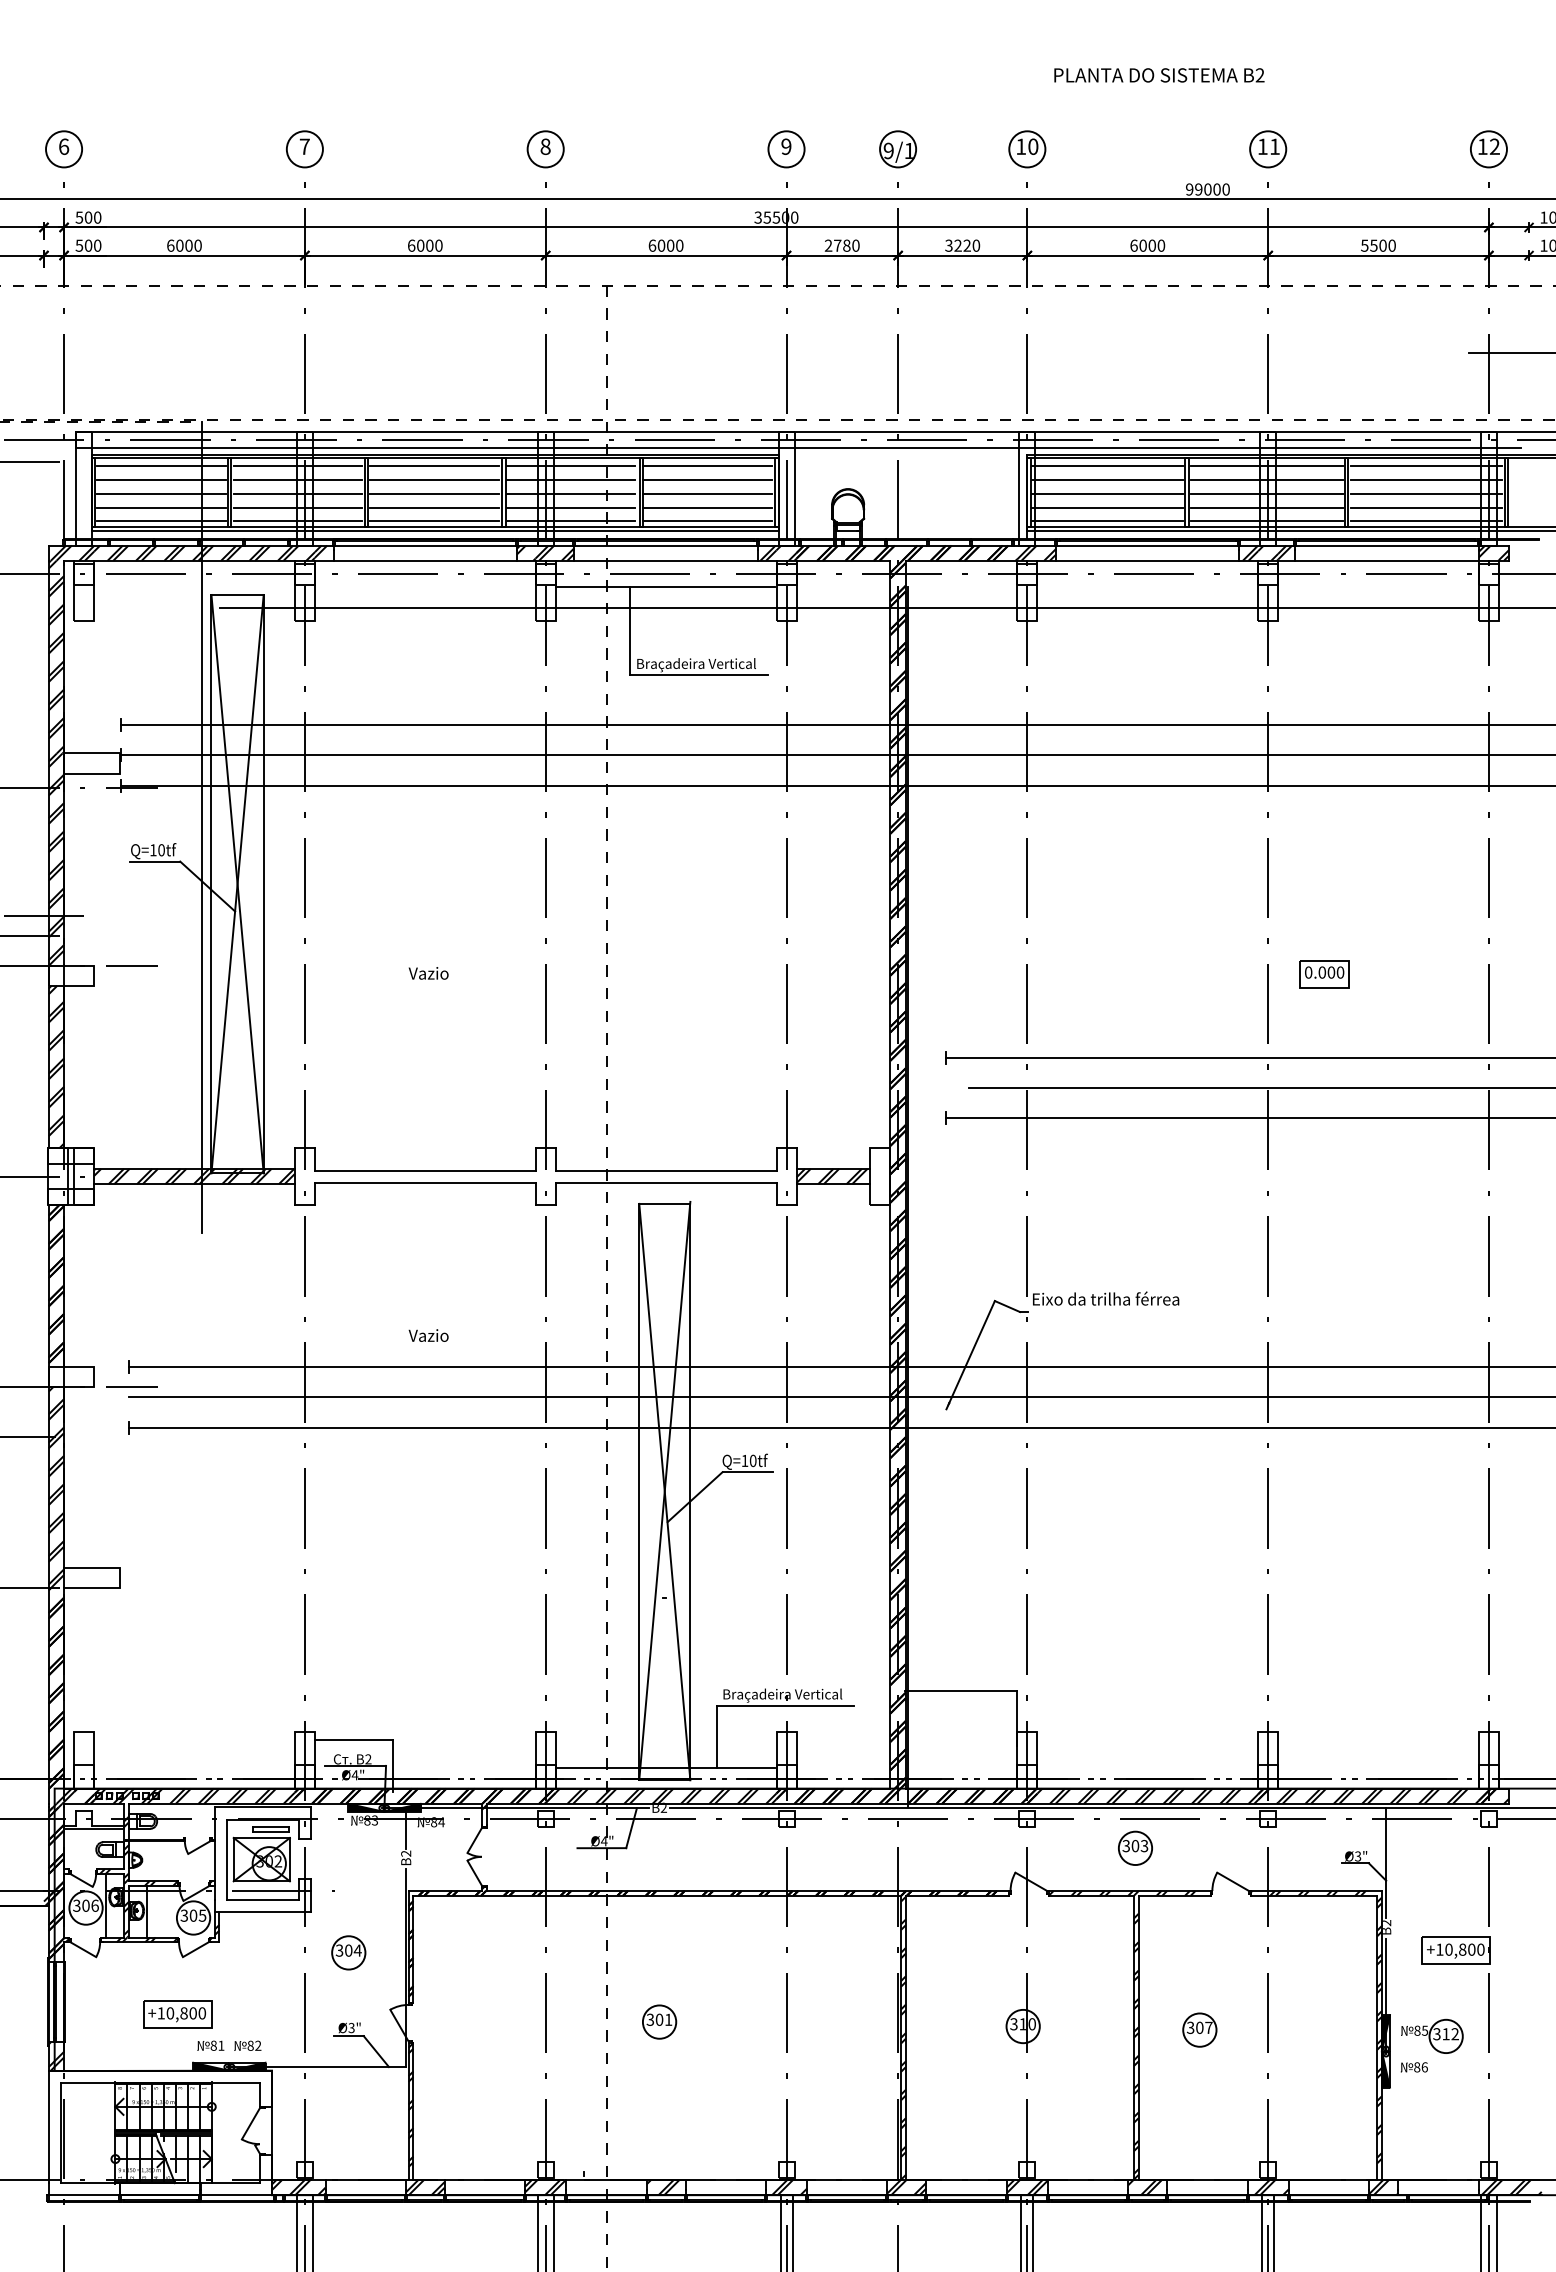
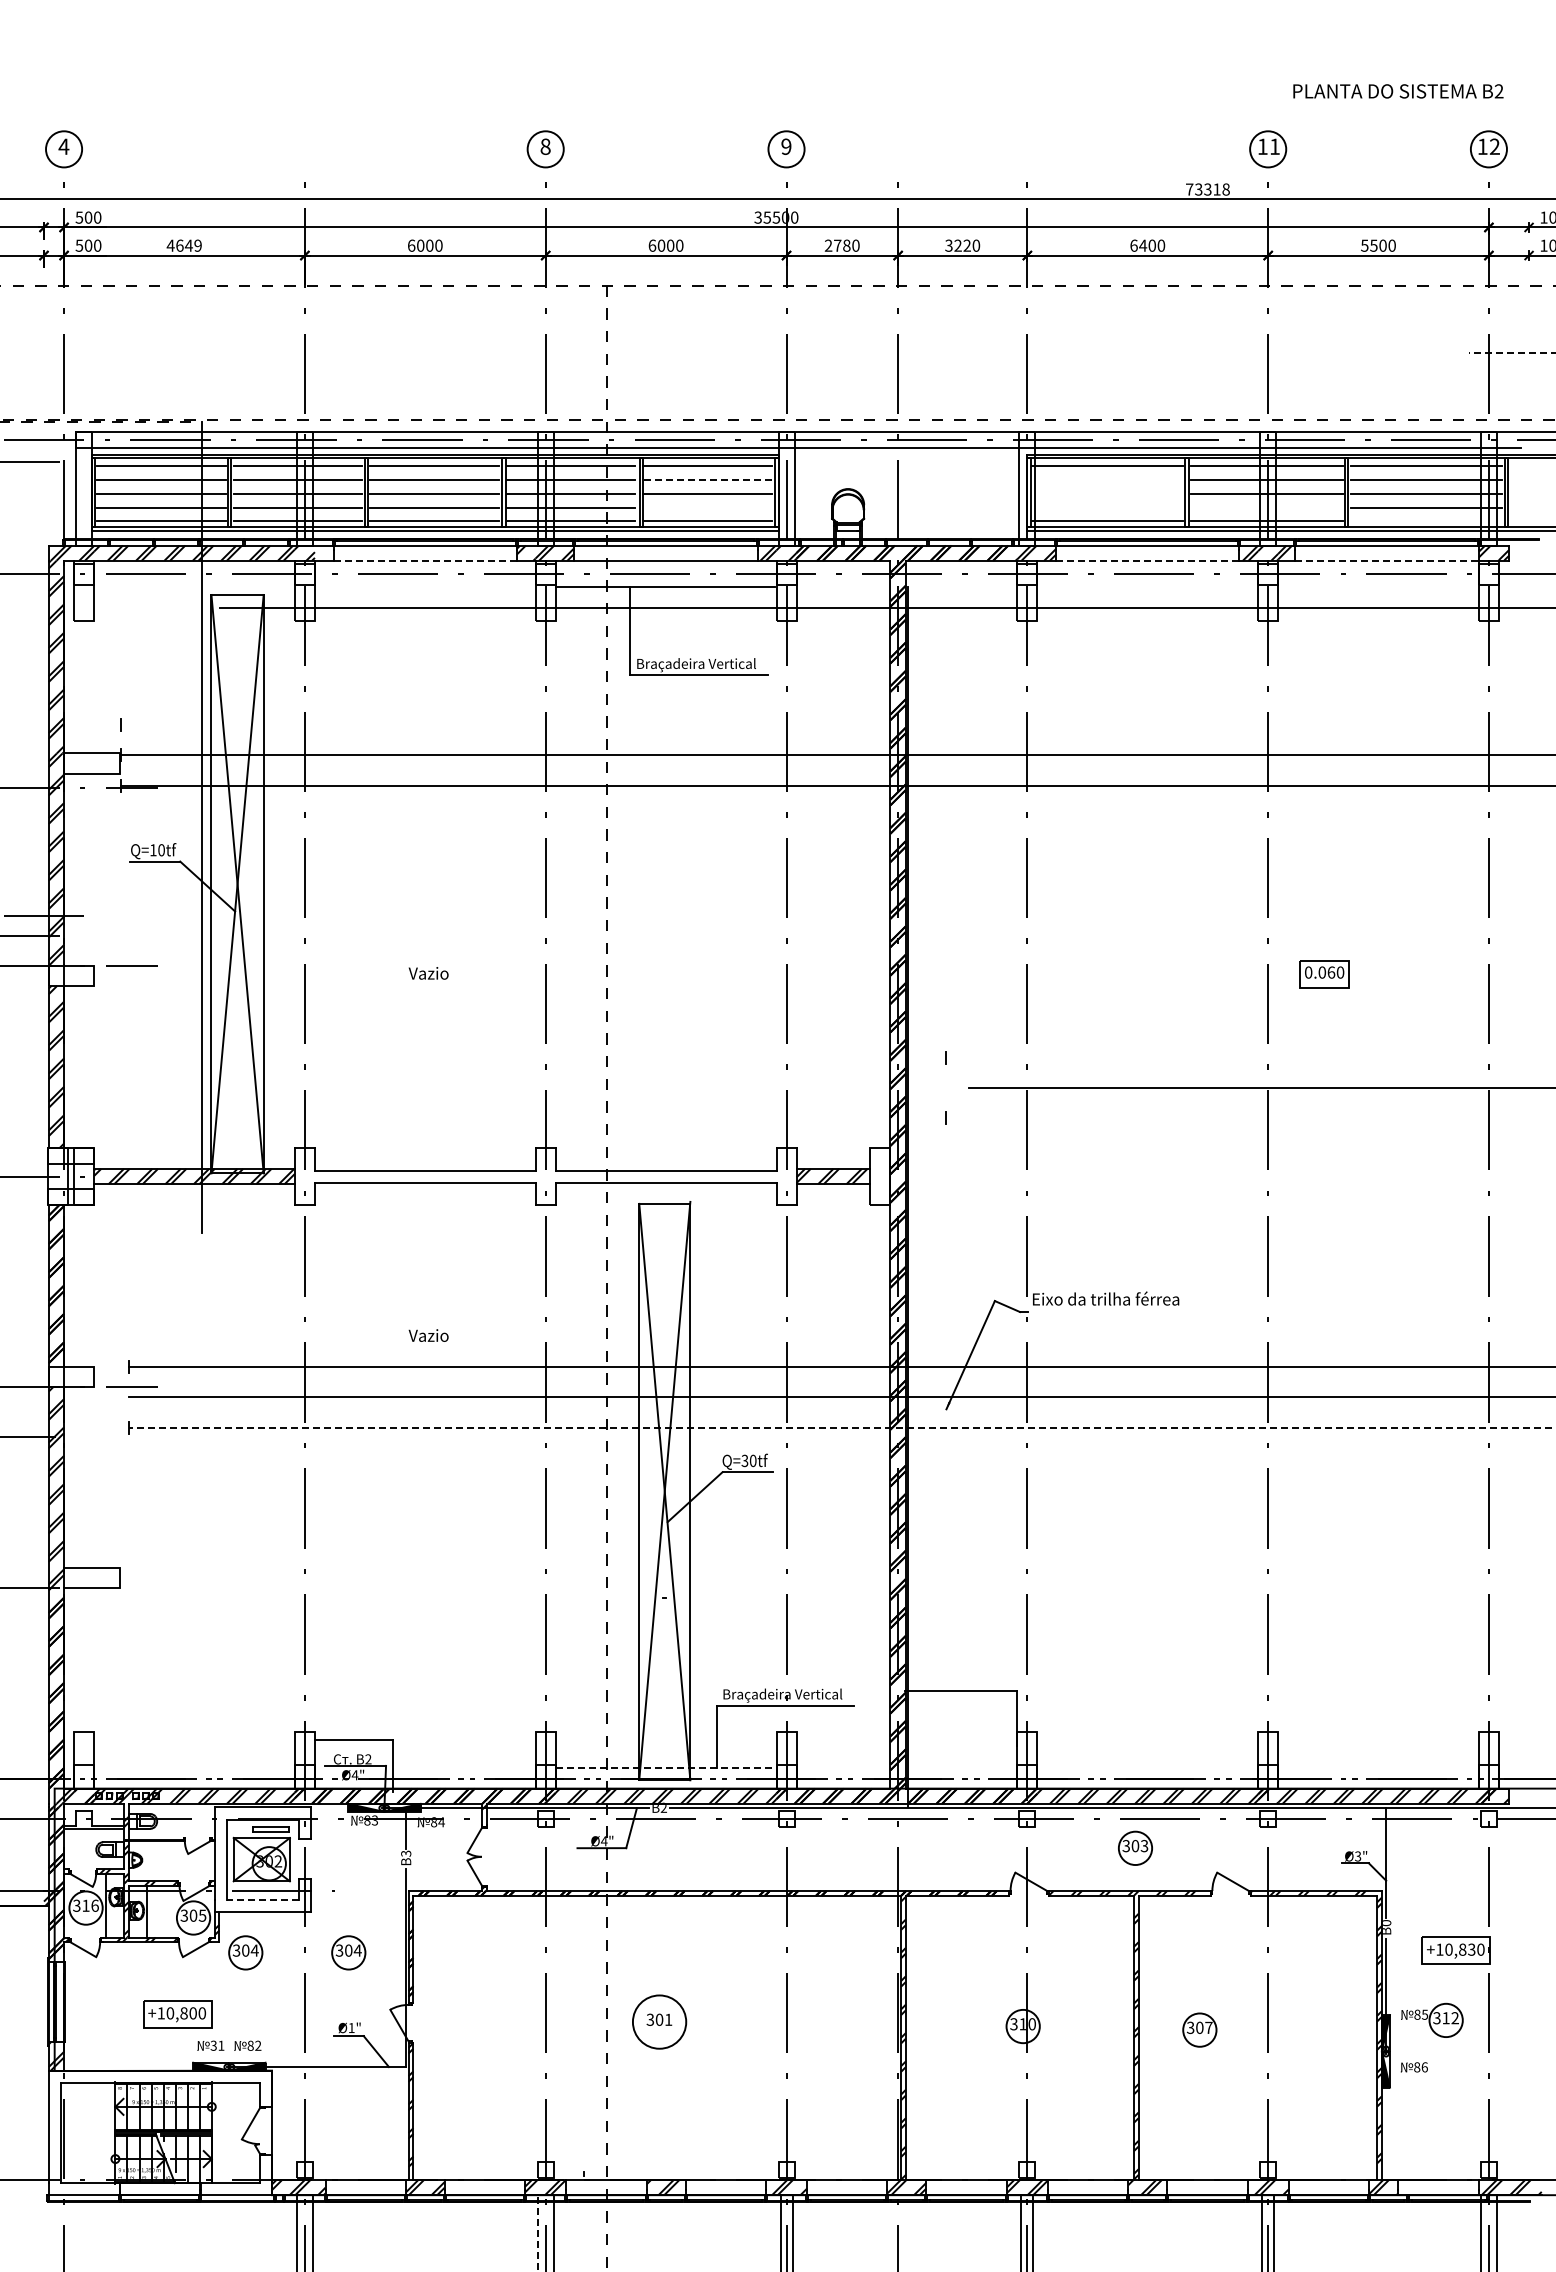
text position: (1159, 75) -> (1398, 91) (1398, 91)
text: 6 -> 4 (63, 146)
part: present -> none (304, 149)
part: present -> none (897, 149)
part: present -> none (1027, 149)
text: 99000 -> 73318 (1207, 189)
text: 6000 -> 4649 (183, 245)
text: 6000 -> 6400 (1143, 245)
line: solid -> dashed (1512, 352)
line: solid -> dashed (707, 479)
line: present -> none (1107, 479)
line: present -> none (1107, 493)
line: present -> none (707, 507)
line: present -> none (1107, 507)
line: present -> none (1266, 507)
line: present -> none (1426, 521)
hatch: present -> none (320, 551)
line: solid -> dashed (425, 560)
line: solid -> dashed (1147, 560)
line: solid -> dashed (1386, 560)
line: present -> none (836, 724)
text: 0.000 -> 0.060 (1331, 972)
line: present -> none (1248, 1058)
line: present -> none (1248, 1118)
line: solid -> dashed (841, 1427)
text: Q=10tf -> Q=30tf (744, 1460)
line: solid -> dashed (665, 1768)
text: B2 -> B3 (406, 1853)
line: solid -> dashed (262, 1899)
text: 306 -> 316 (85, 1905)
text: B2 -> B0 (1387, 1923)
text: +10,800 -> +10,830 (1471, 1949)
part: none -> present (245, 1952)
circle diameter: 33 px -> 53 px (659, 2021)
text: Ø3" -> Ø1" (351, 2027)
part position: (1432, 2035) -> (1432, 2019) (1432, 2019)
text: 81 -> 31 (213, 2045)
line: solid -> dashed (537, 2232)
